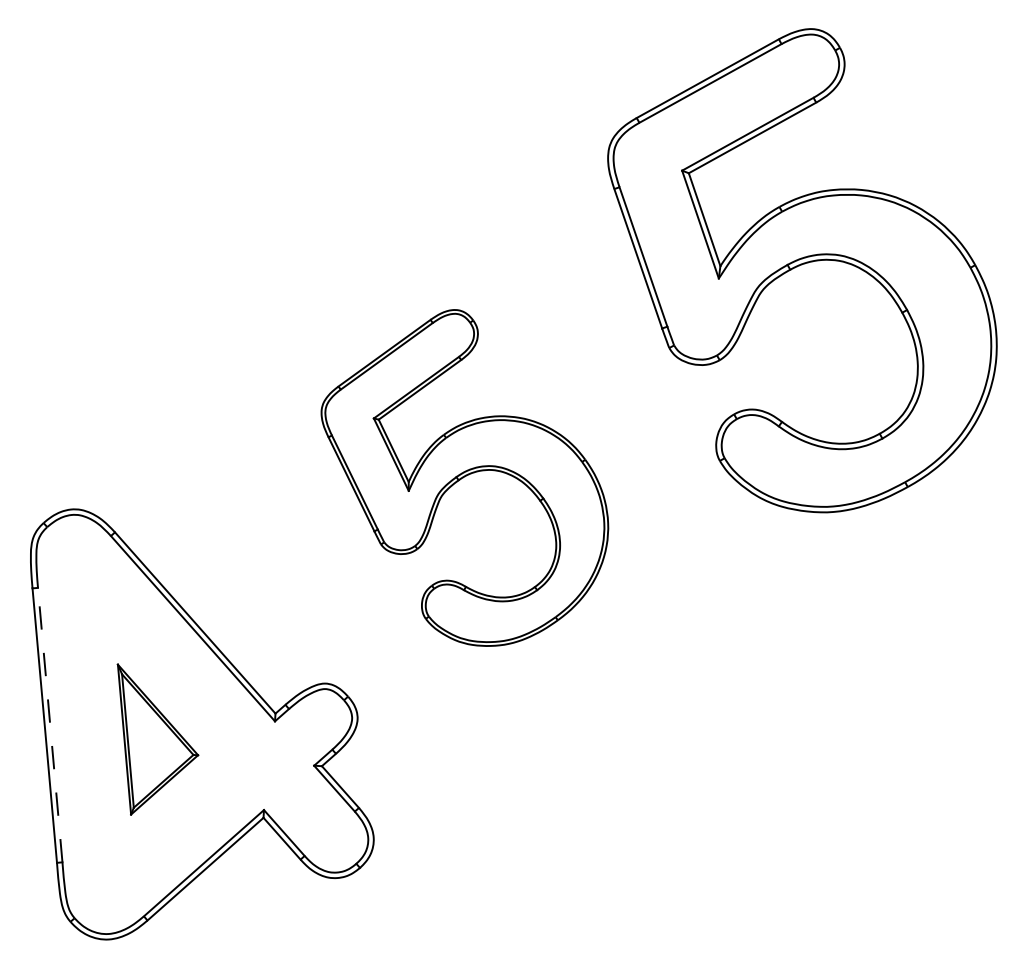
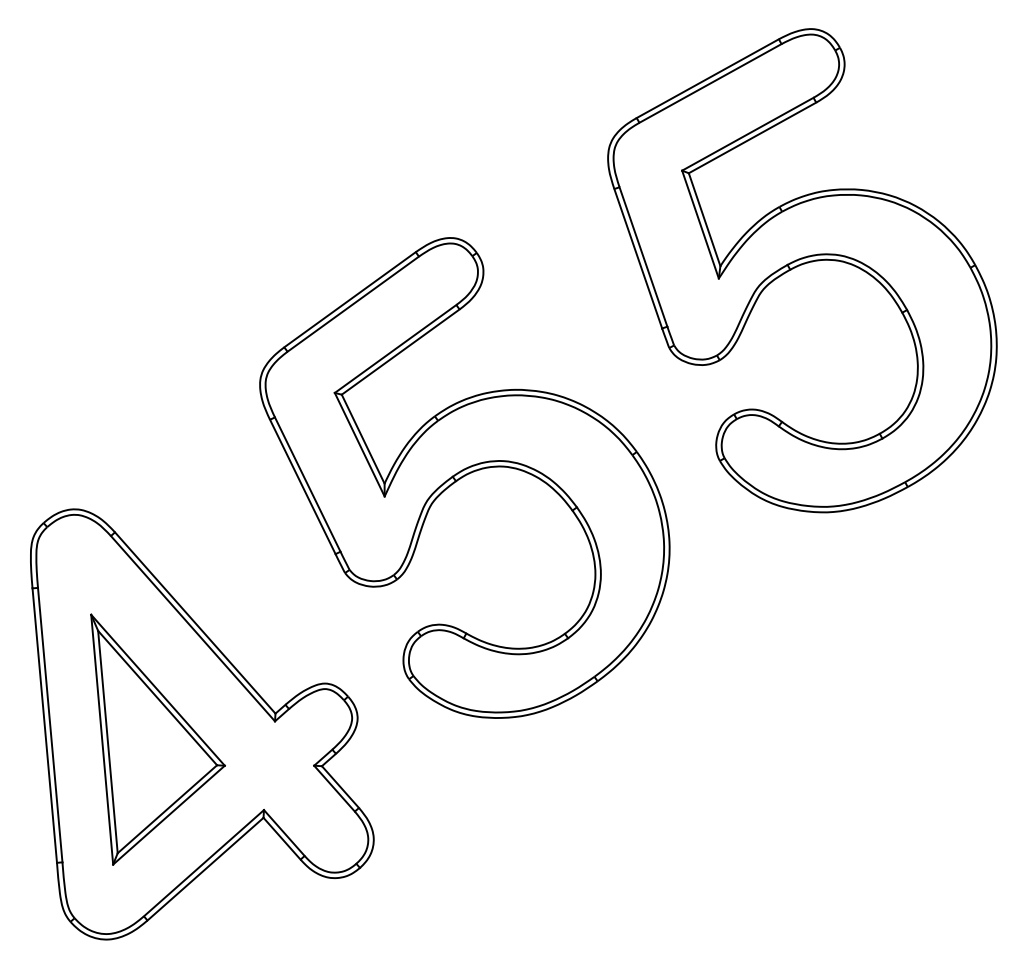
part size: 290x338 px -> 412x482 px (464, 477)
line: dashed -> solid (50, 725)
part size: 84x153 px -> 136x253 px (157, 739)
